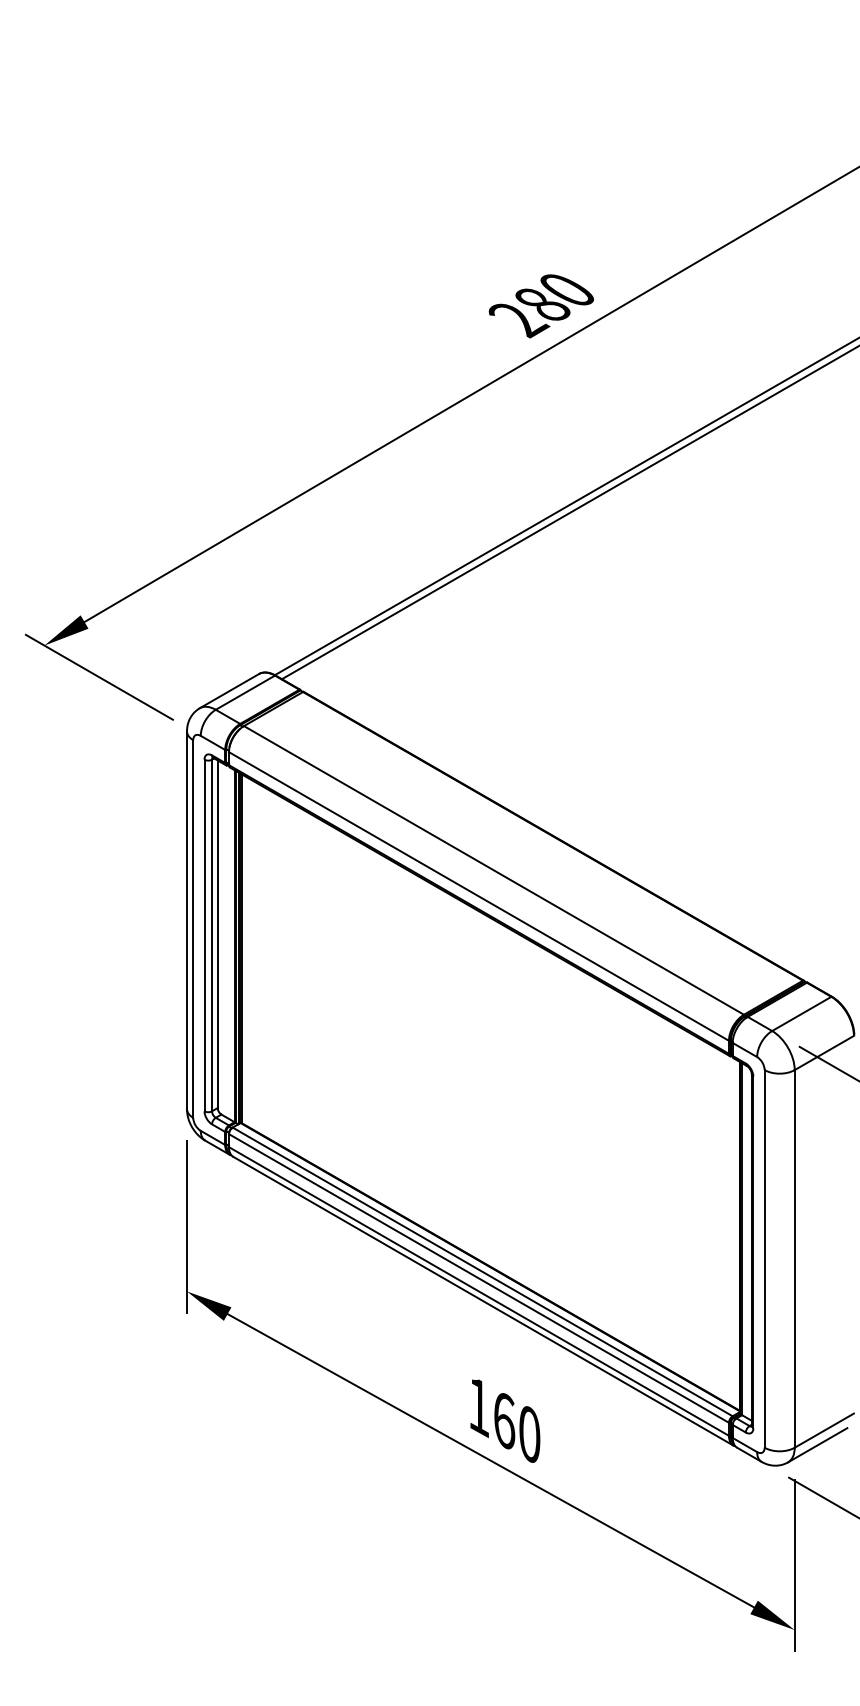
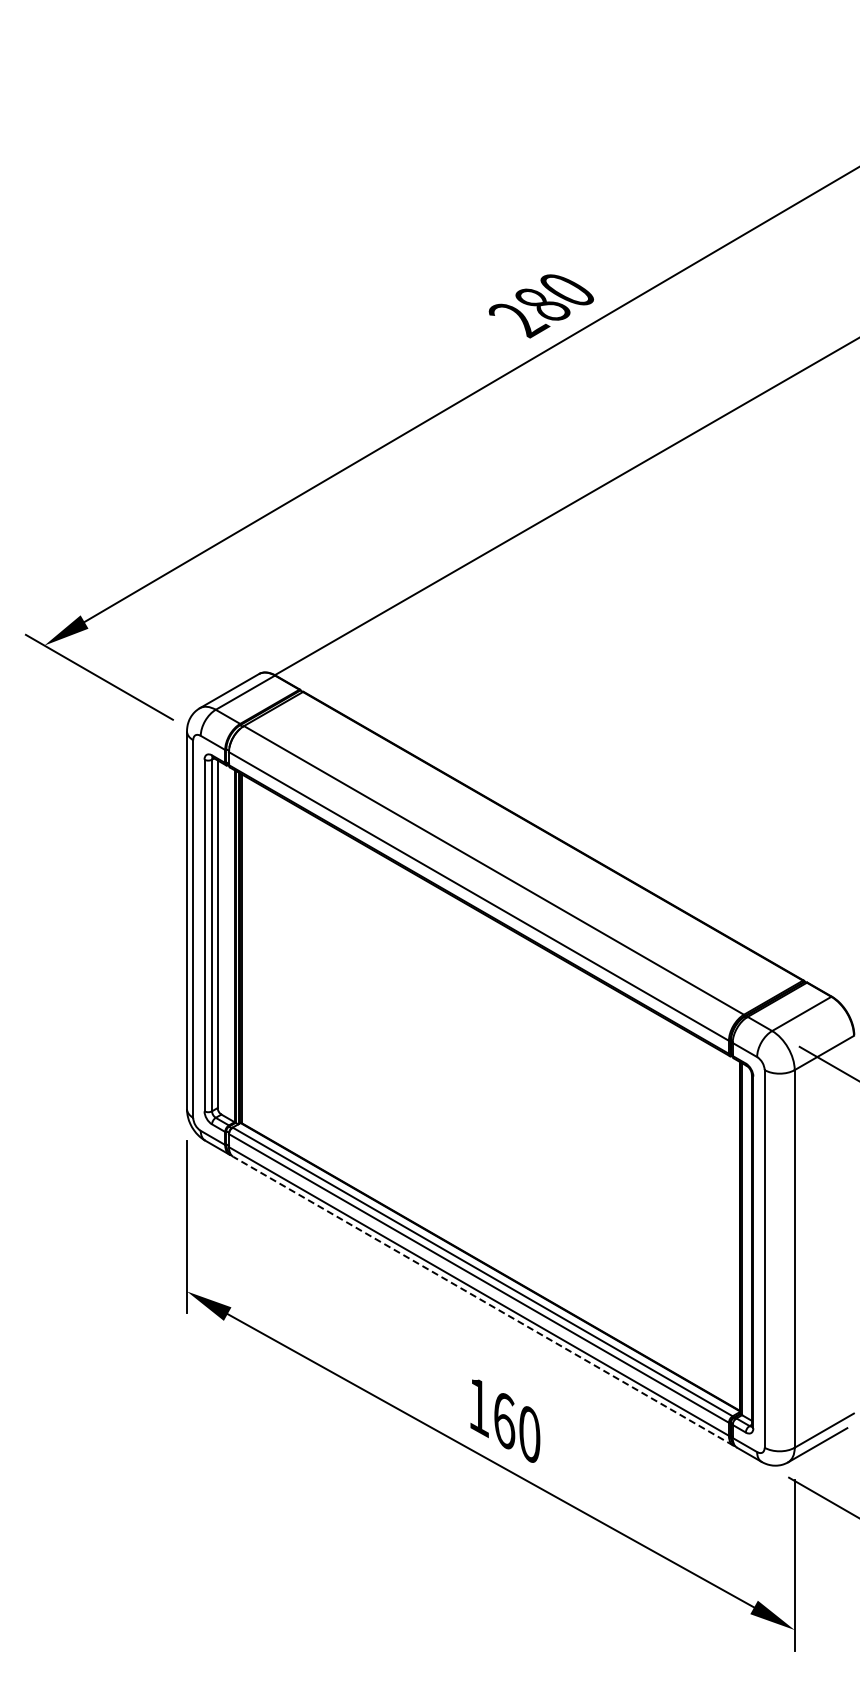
line: present -> none (568, 513)
line: solid -> dashed (483, 1301)
